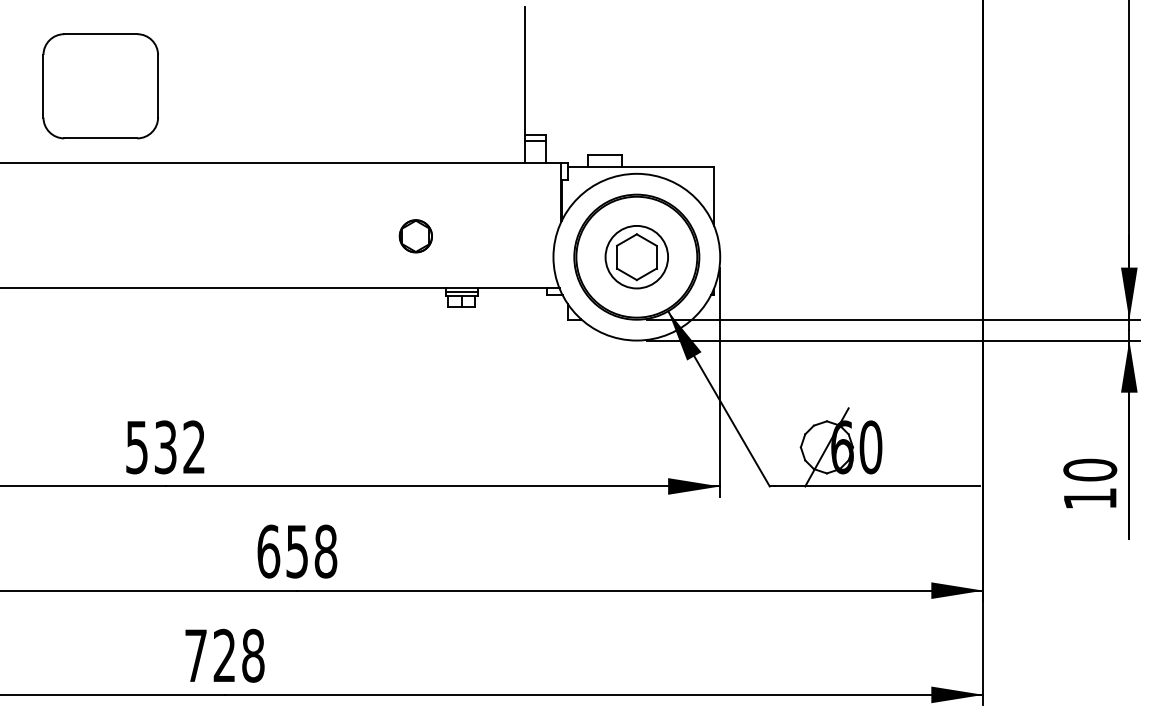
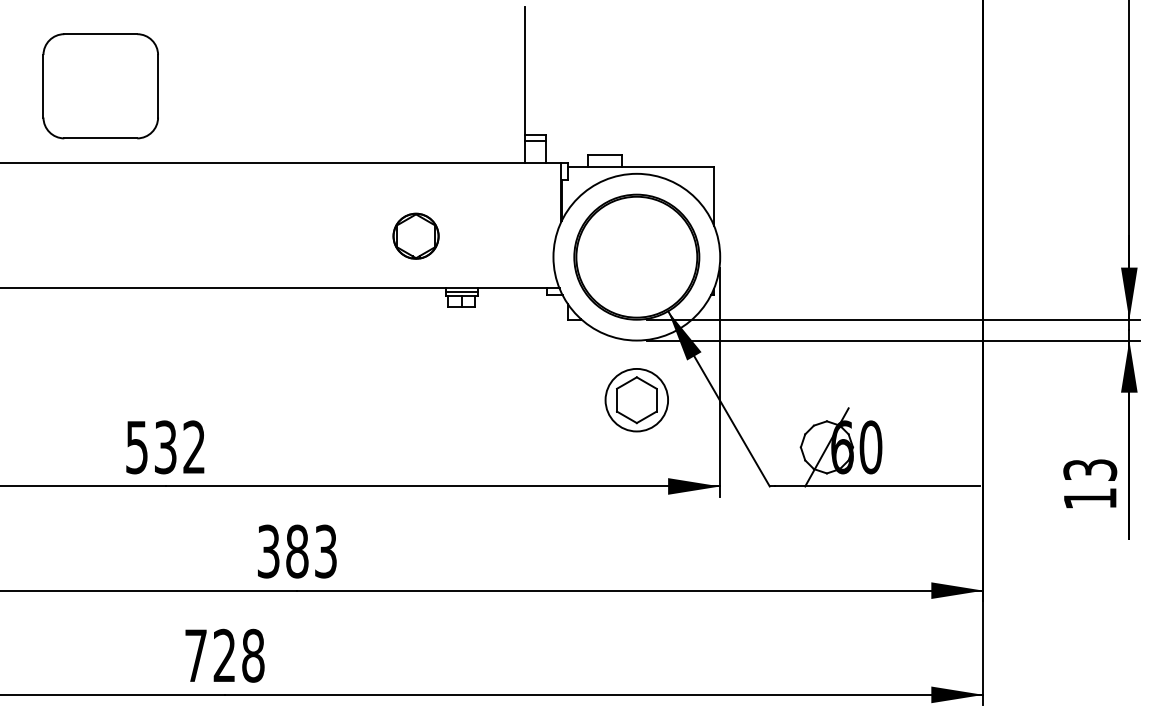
part size: 35x35 px -> 48x48 px (415, 235)
part position: (636, 257) -> (636, 400) (636, 400)
text: 10 -> 13 (1090, 469)
text: 658 -> 383 (297, 551)
